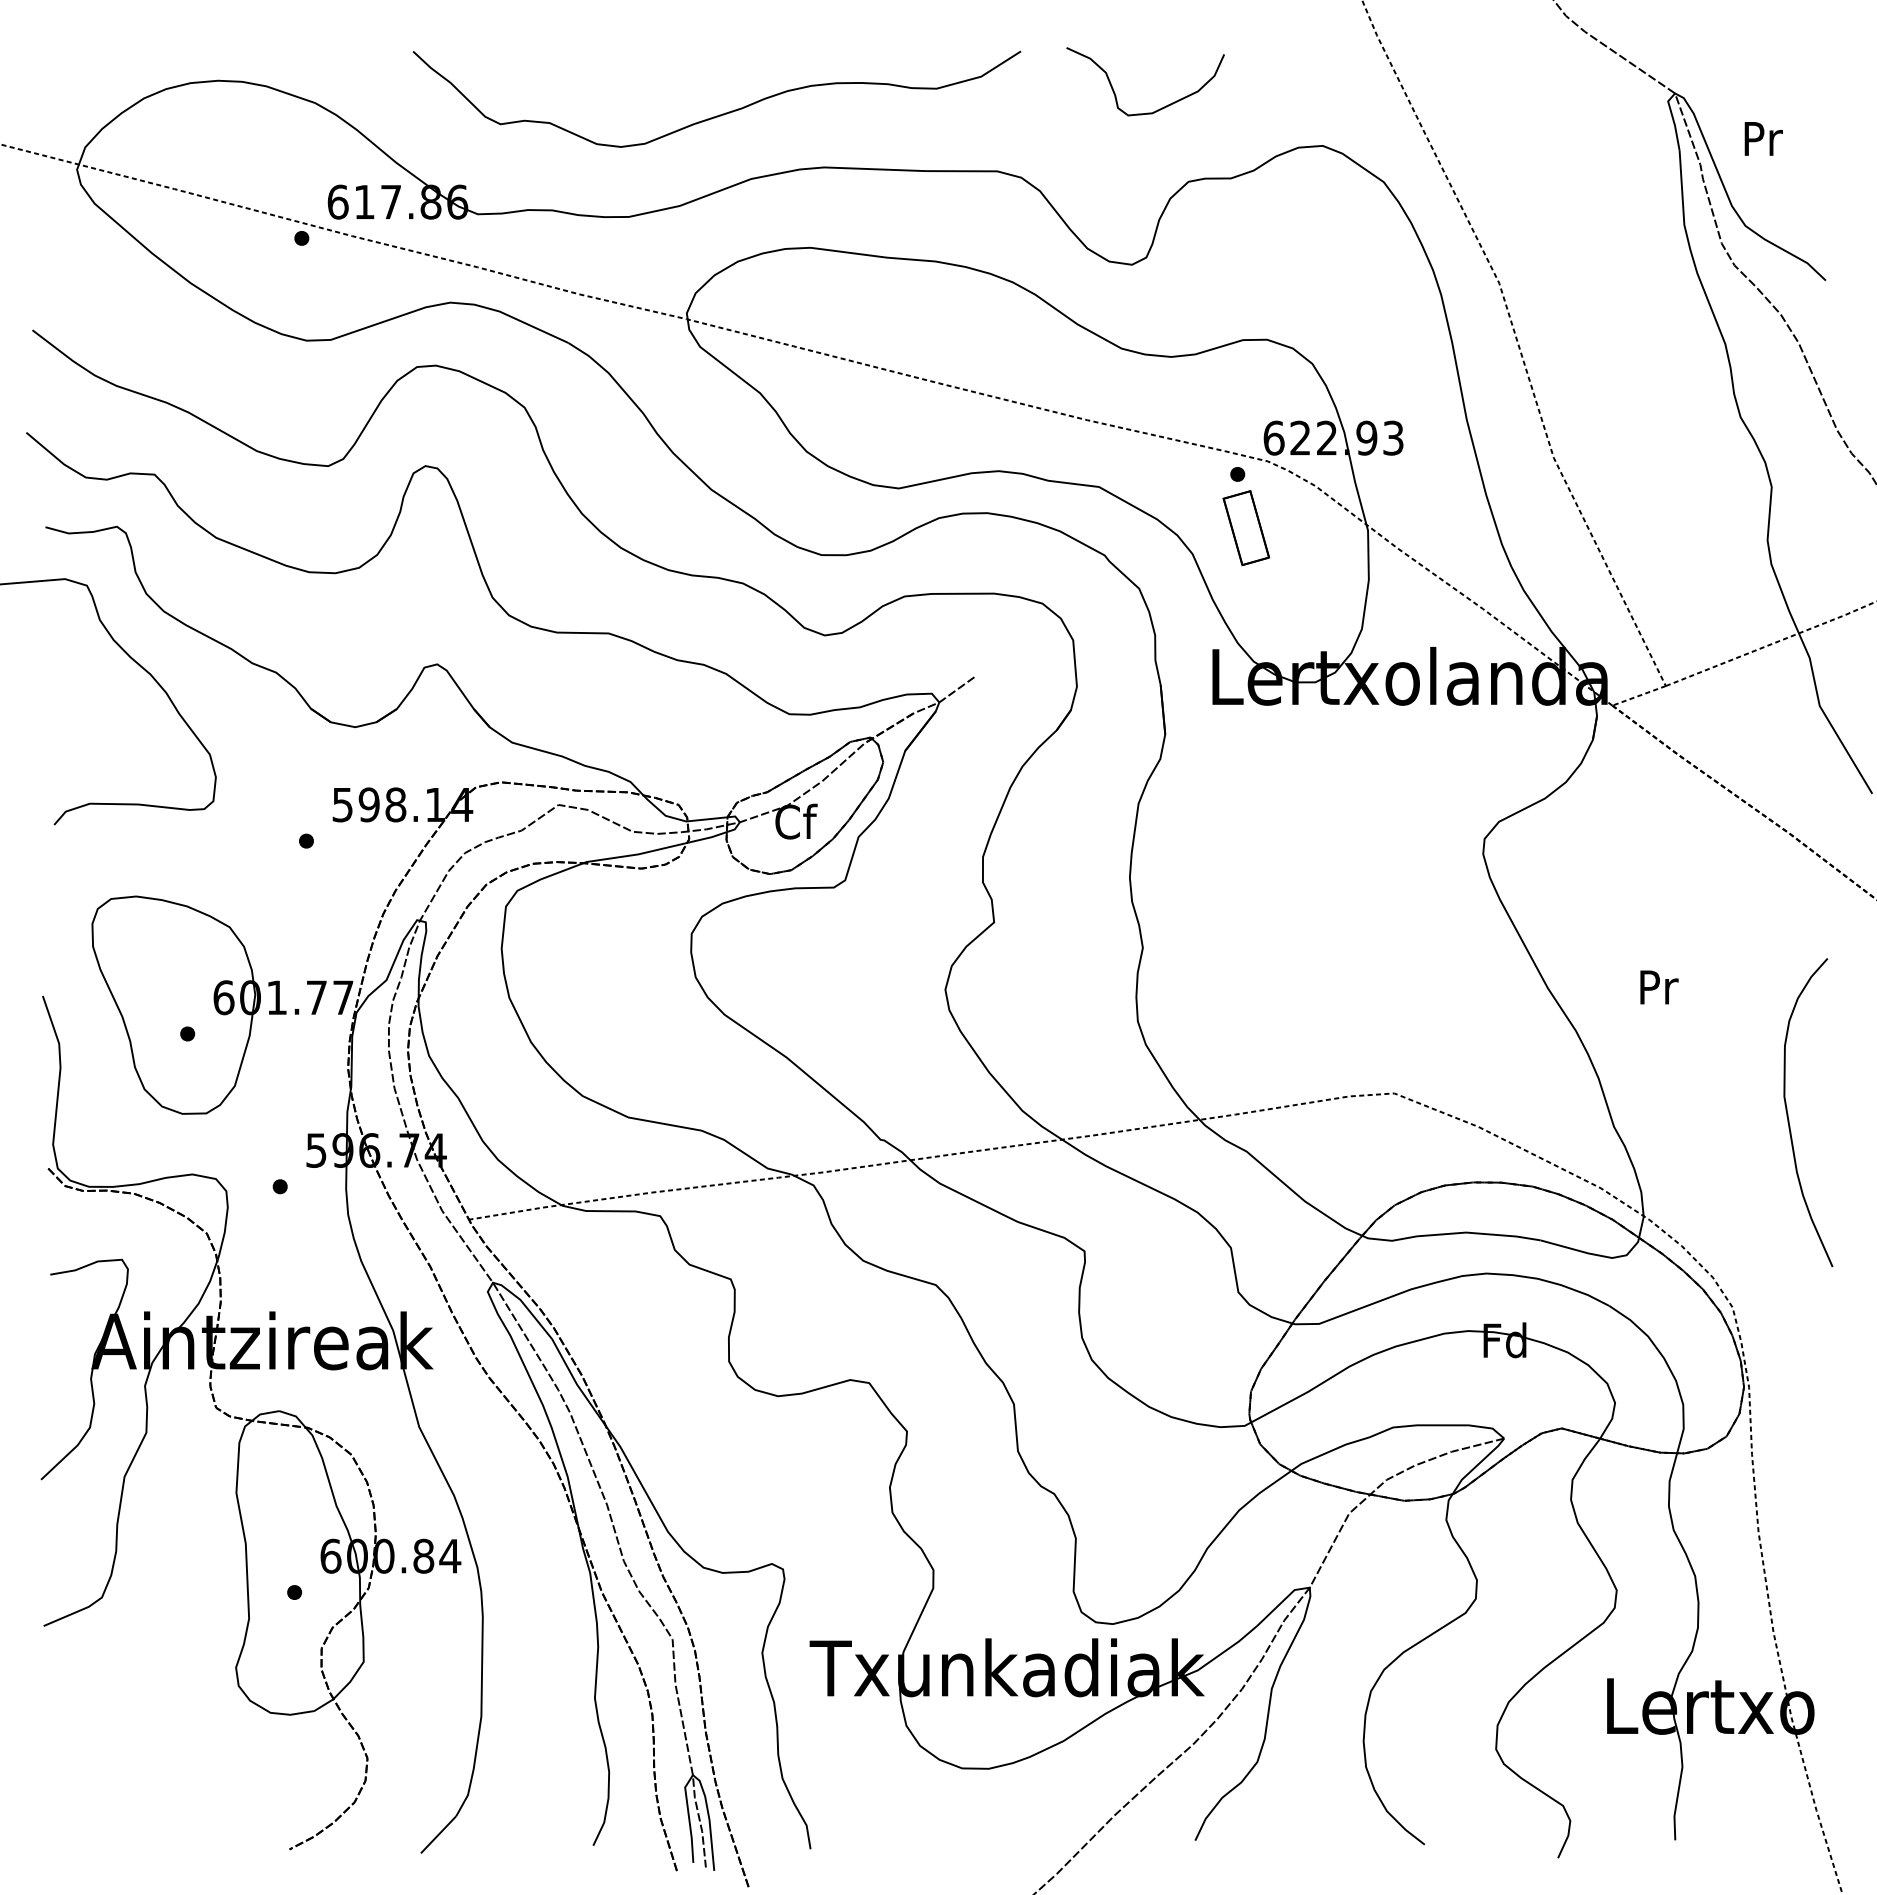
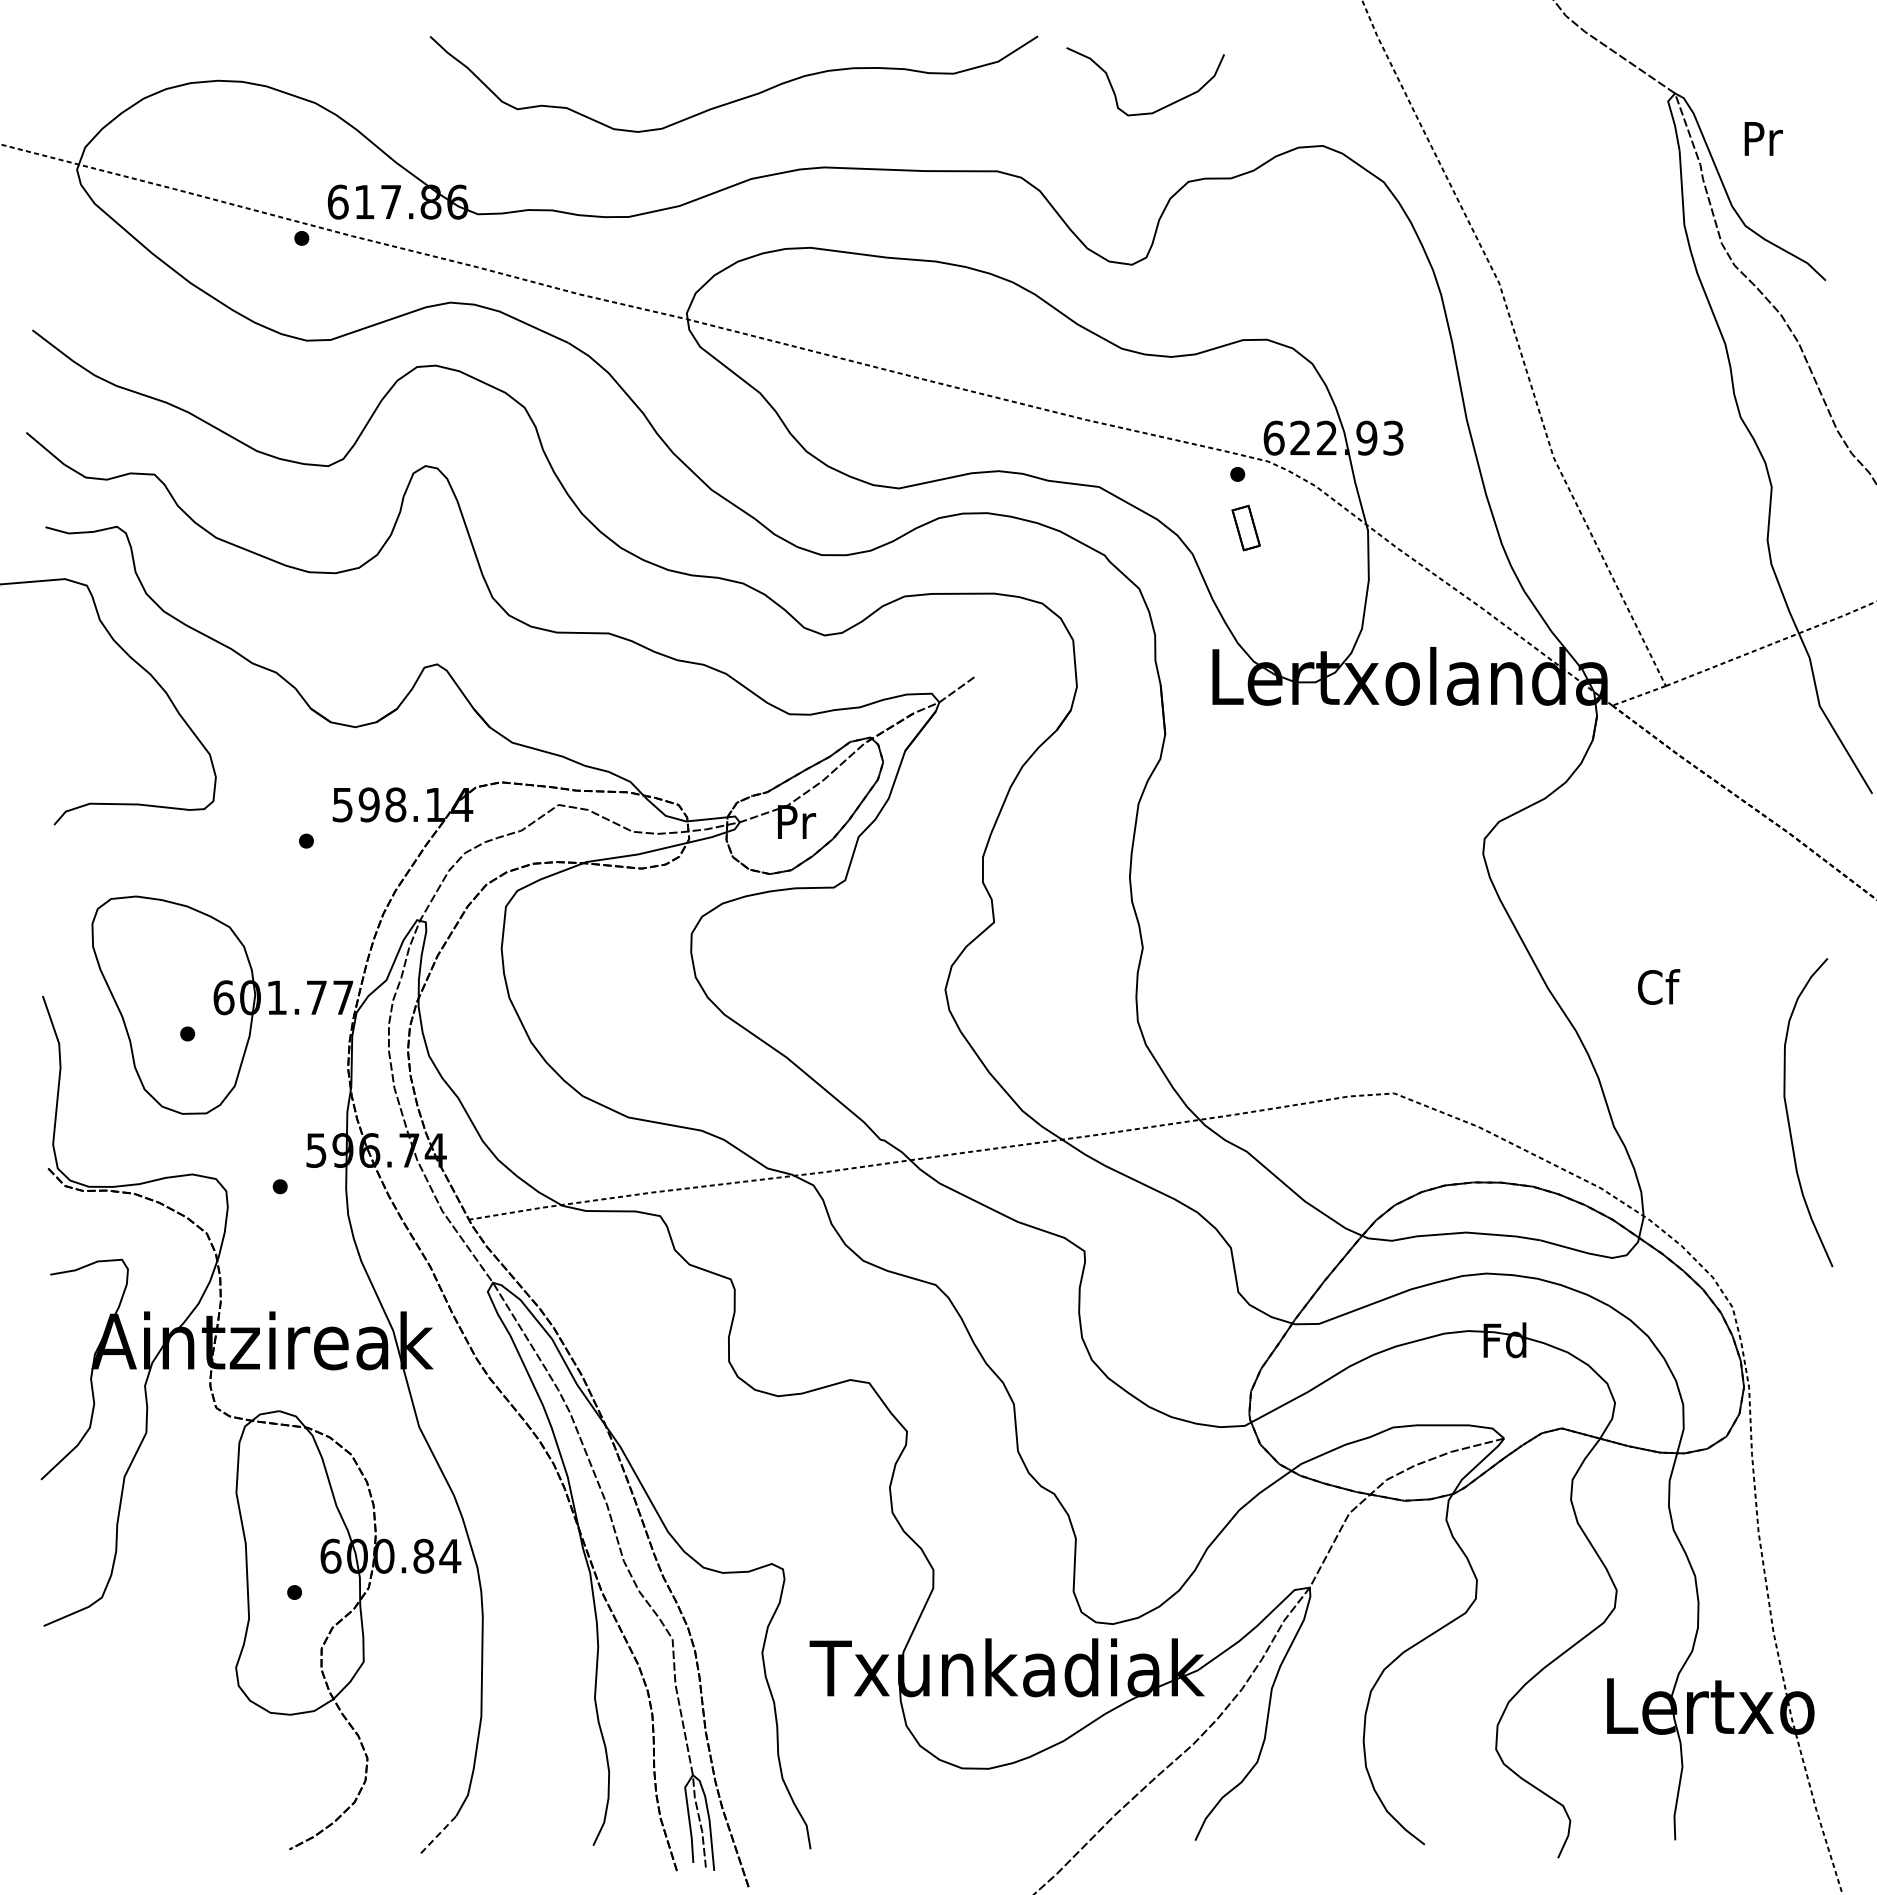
curve position: (722, 113) -> (739, 98) (739, 98)
part size: 48x76 px -> 30x48 px (1245, 527)
text: Cf -> Pr (796, 821)
text: Pr -> Cf (1659, 986)
line: solid -> dashed (438, 1834)
